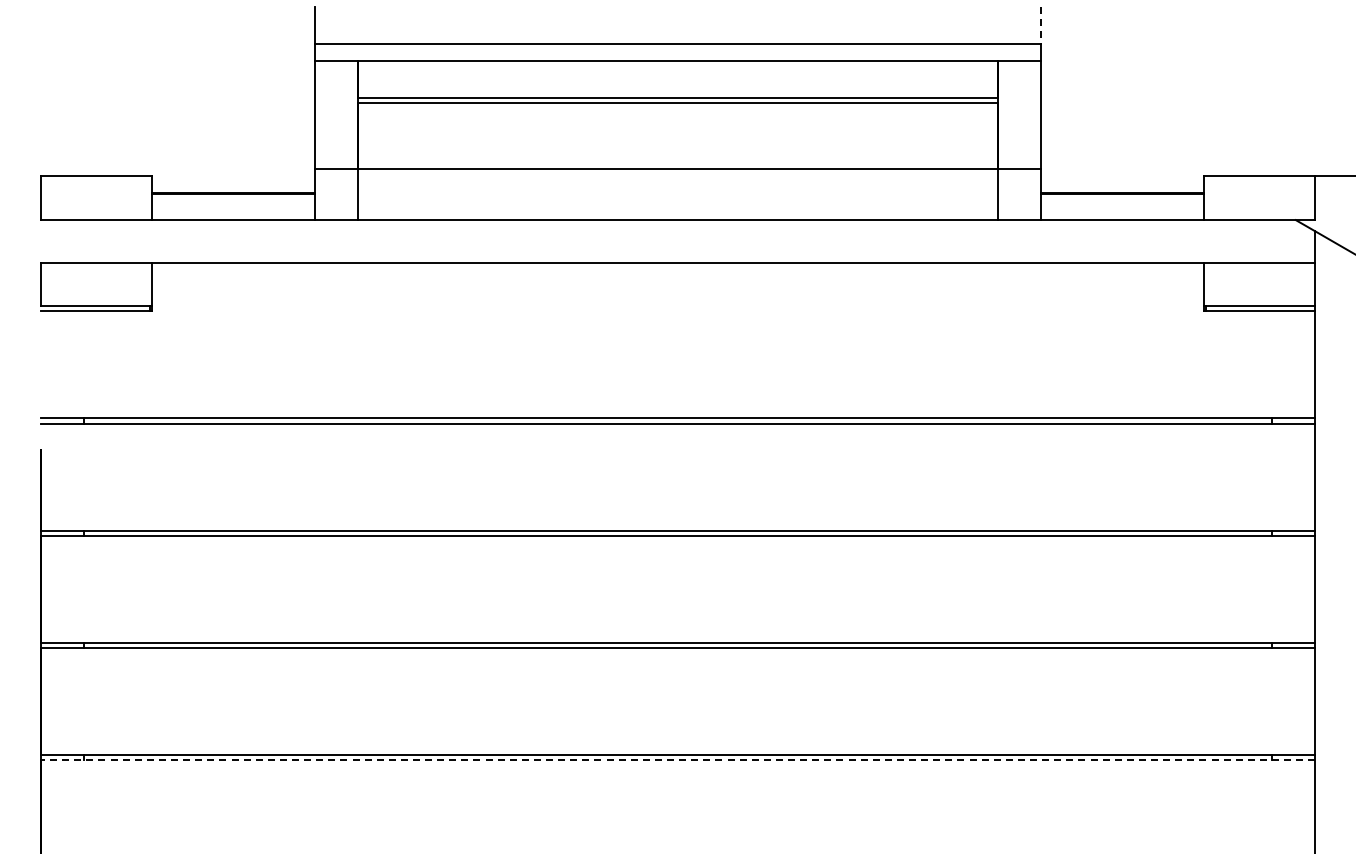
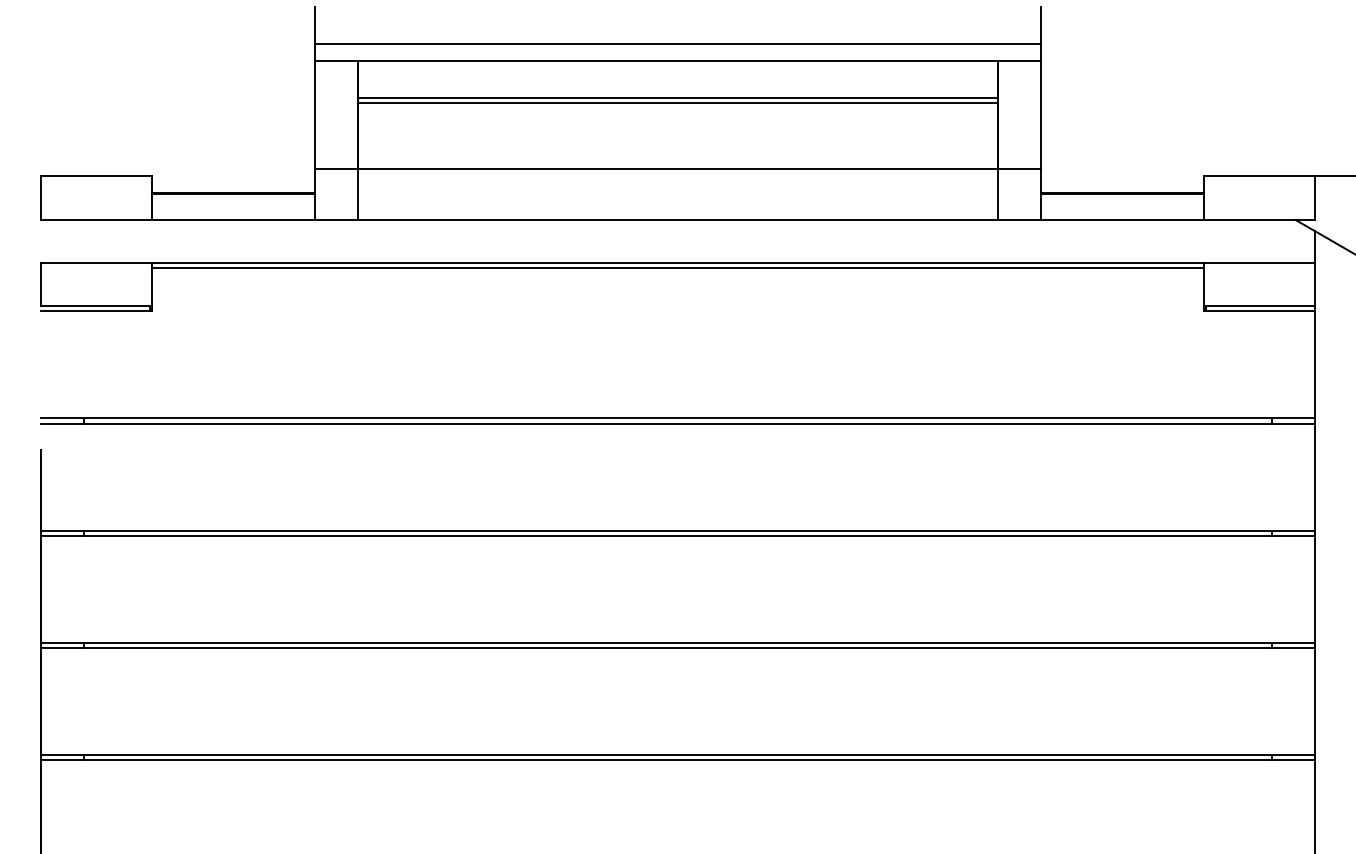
line: dashed -> solid (1041, 26)
line: none -> present (677, 268)
line: dashed -> solid (677, 760)
